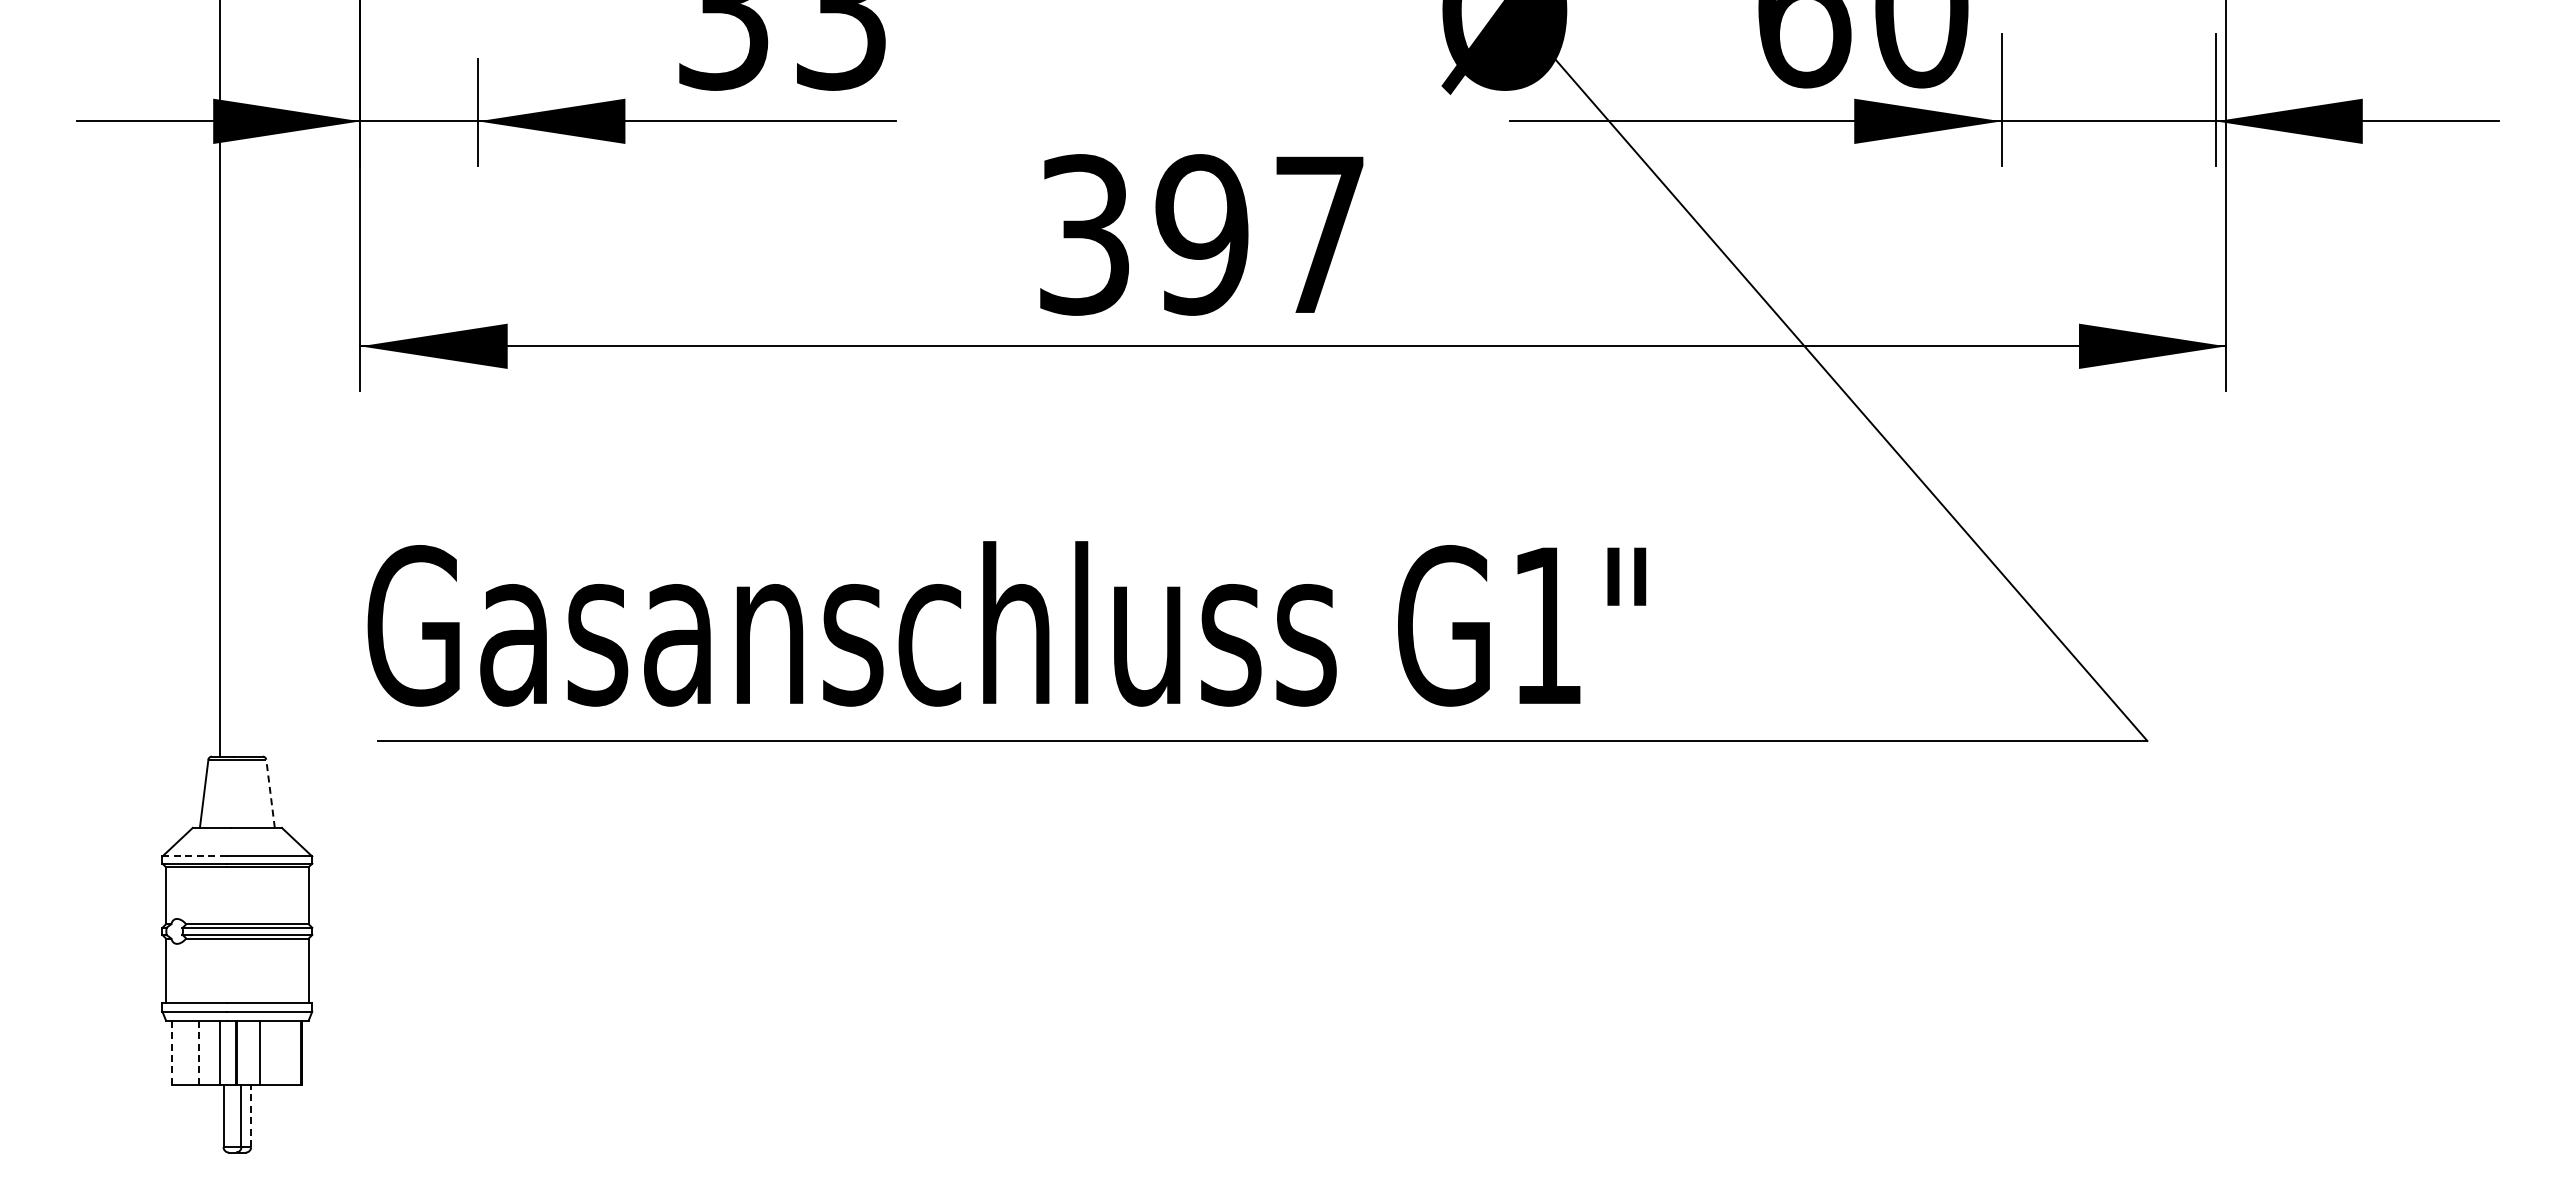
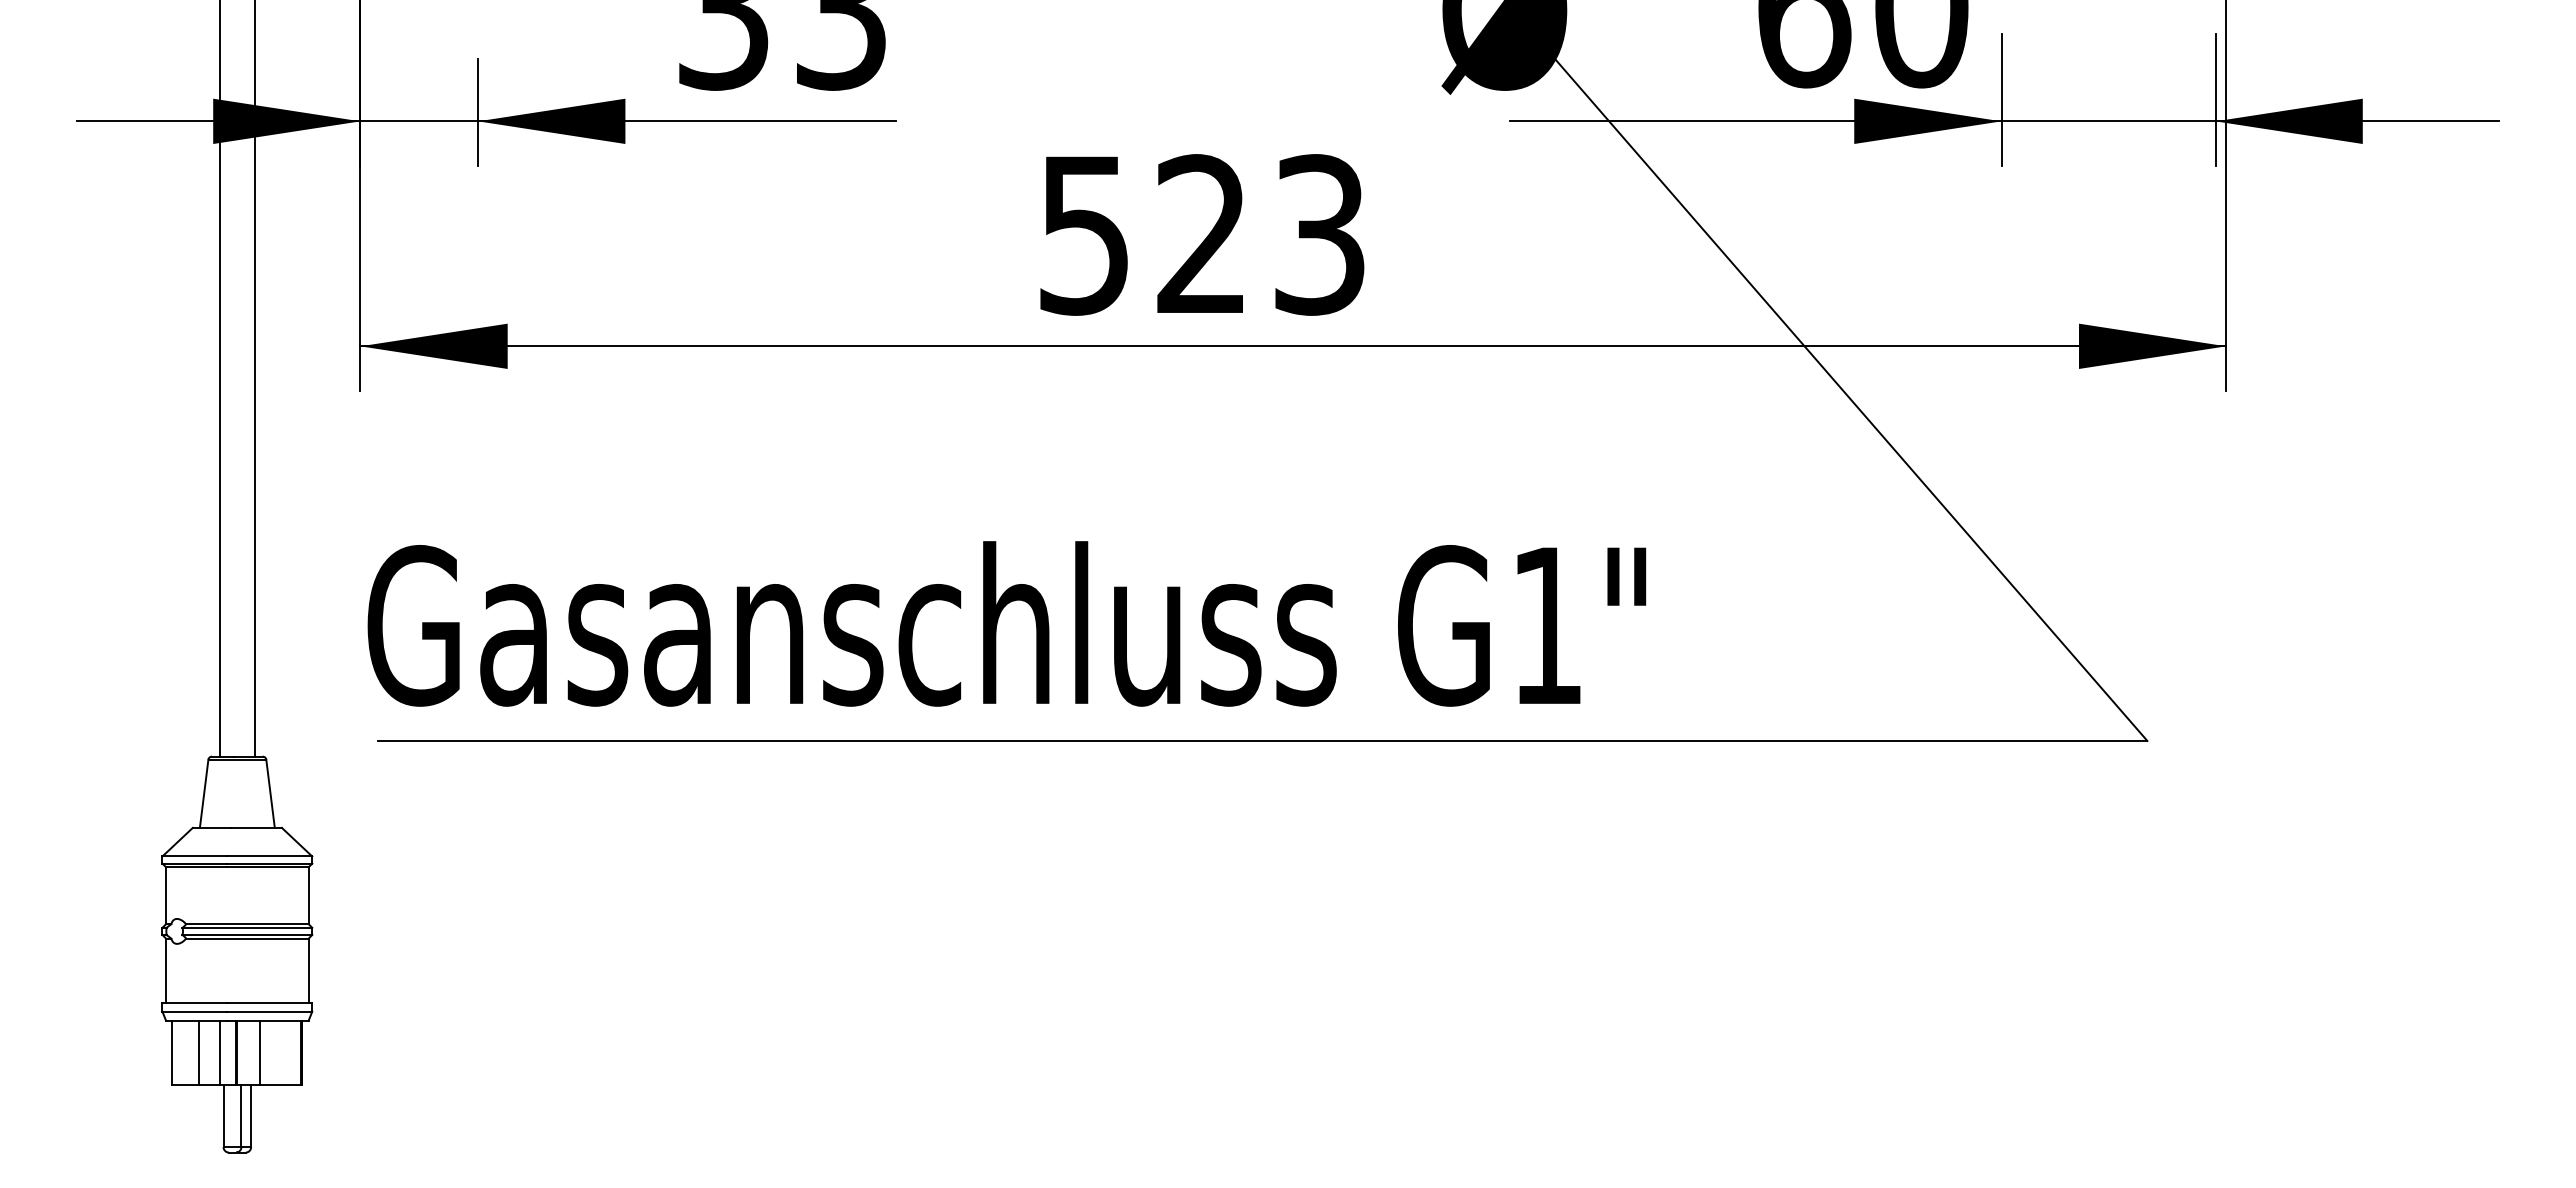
text: 397 -> 523 (1202, 234)
line: none -> present (255, 379)
line: dashed -> solid (270, 793)
line: dashed -> solid (195, 856)
line: dashed -> solid (172, 1053)
line: dashed -> solid (198, 1053)
line: dashed -> solid (251, 1115)
